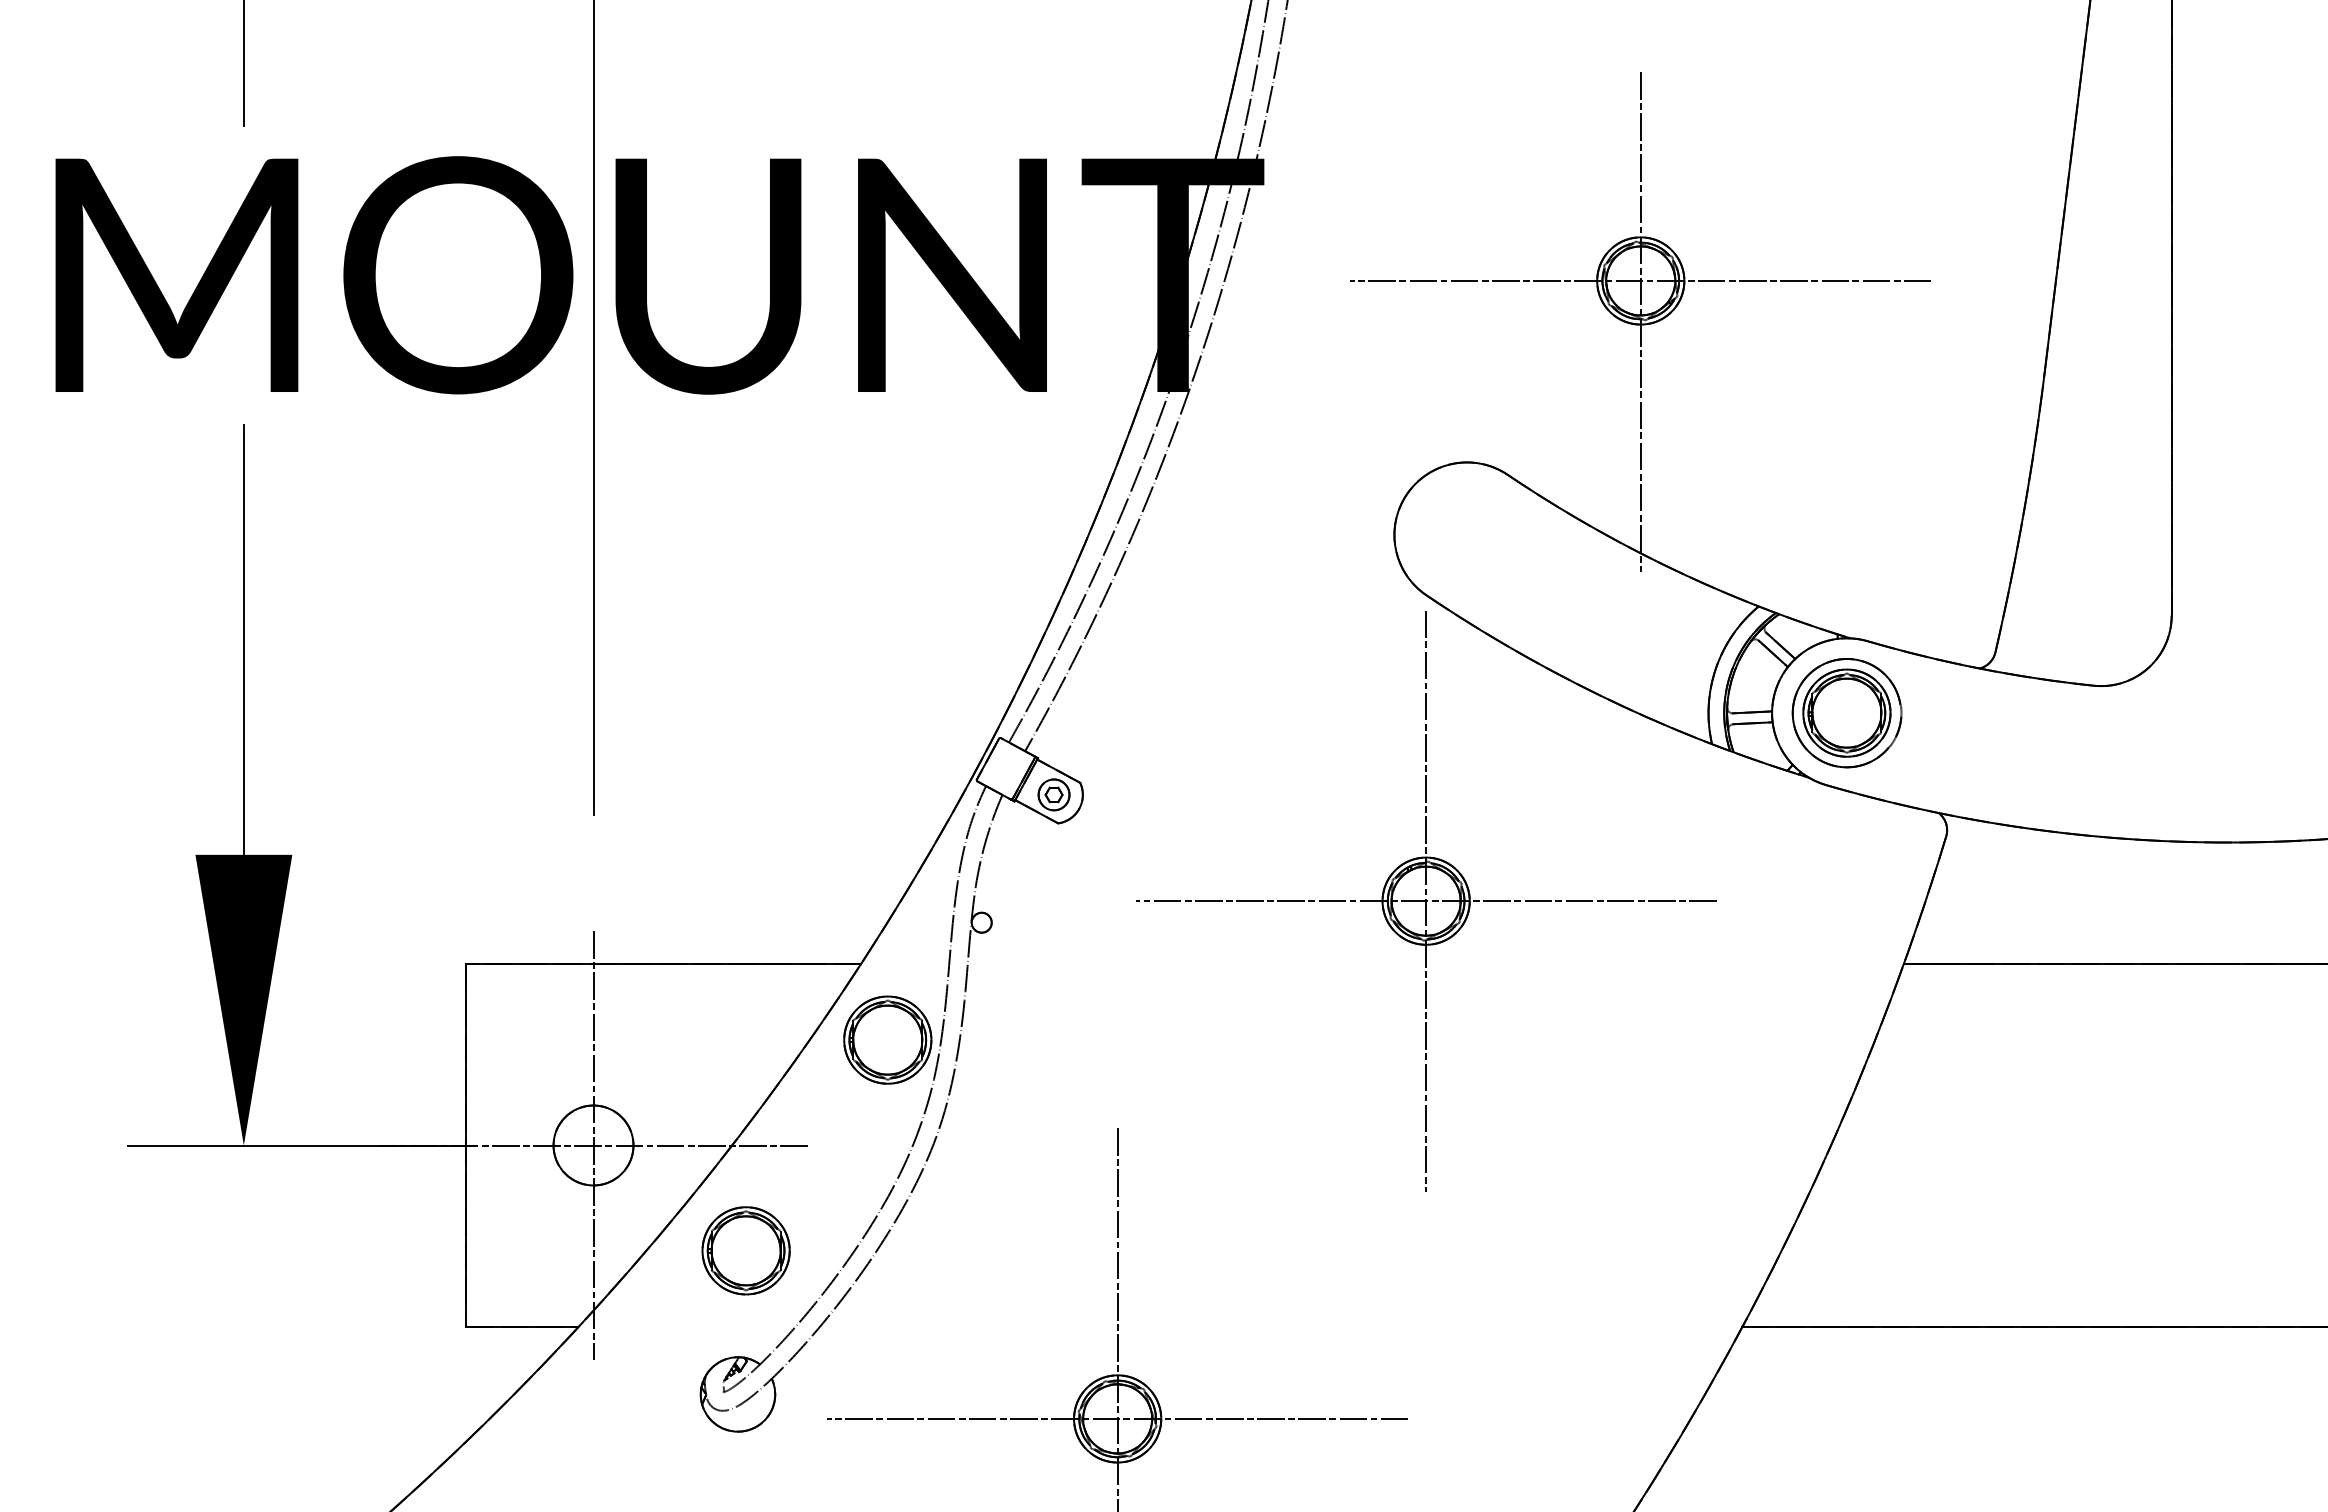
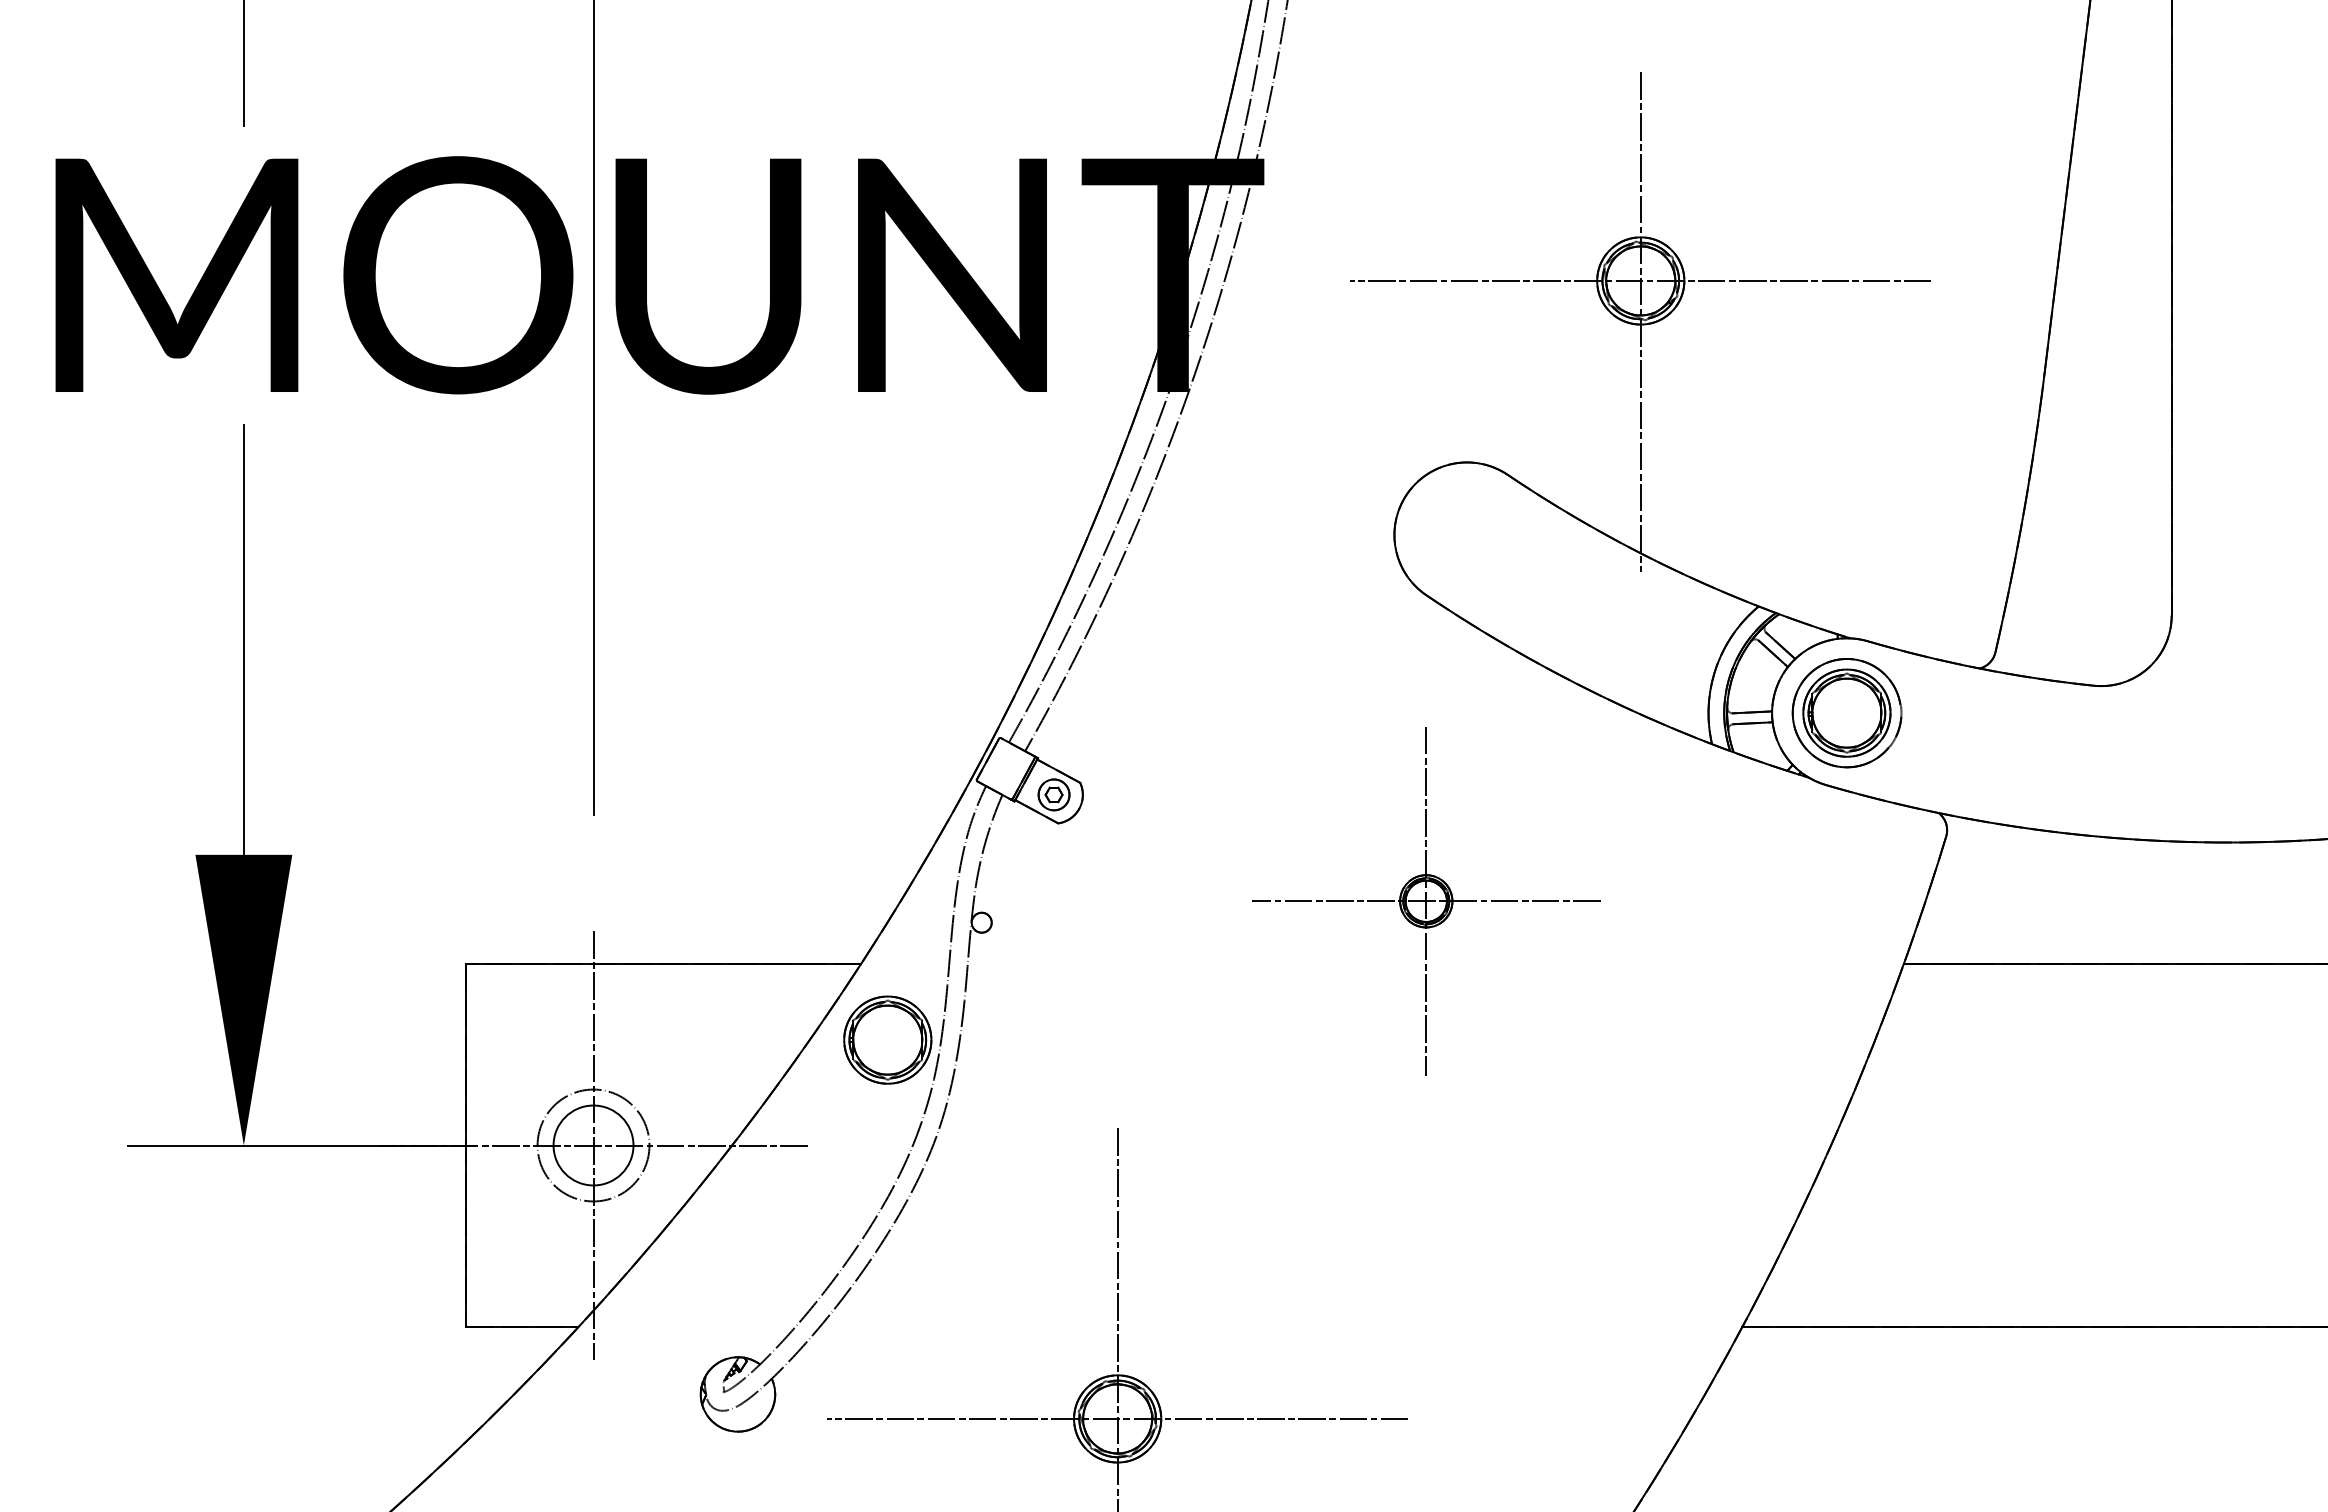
part size: 581x581 px -> 349x349 px (1426, 901)
circle diameter: 80 px -> 112 px (593, 1145)
part: present -> none (745, 1250)
